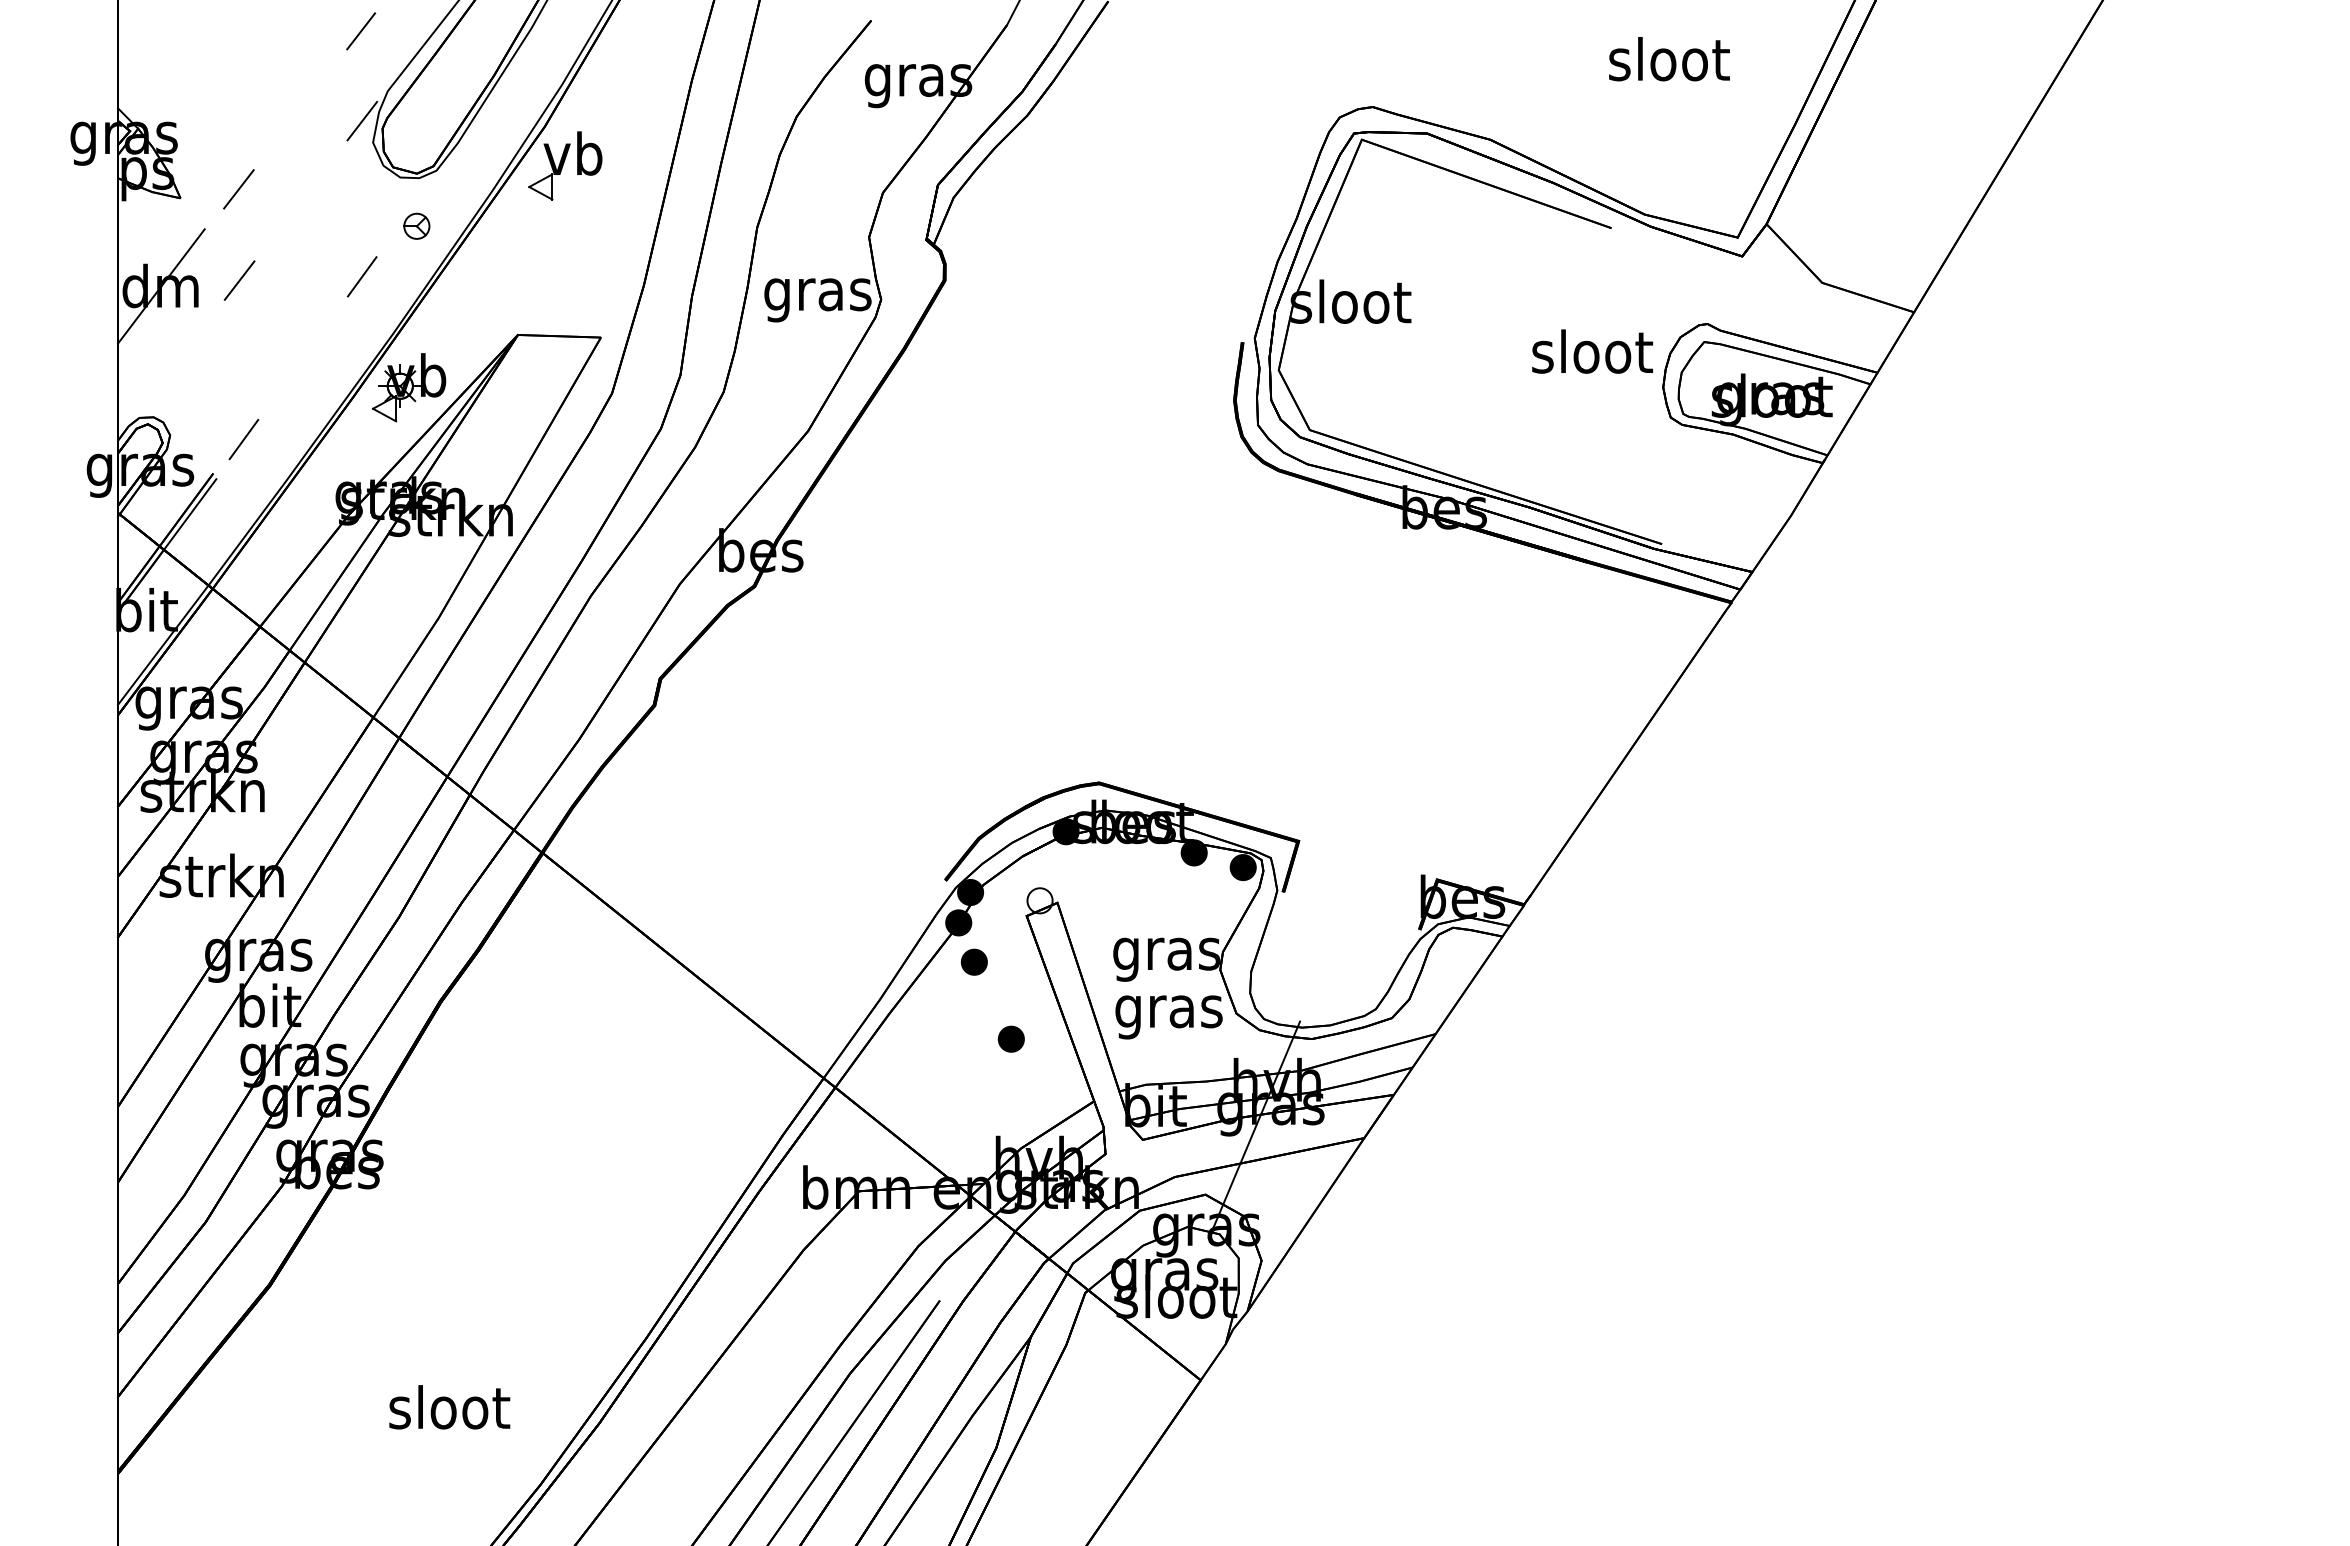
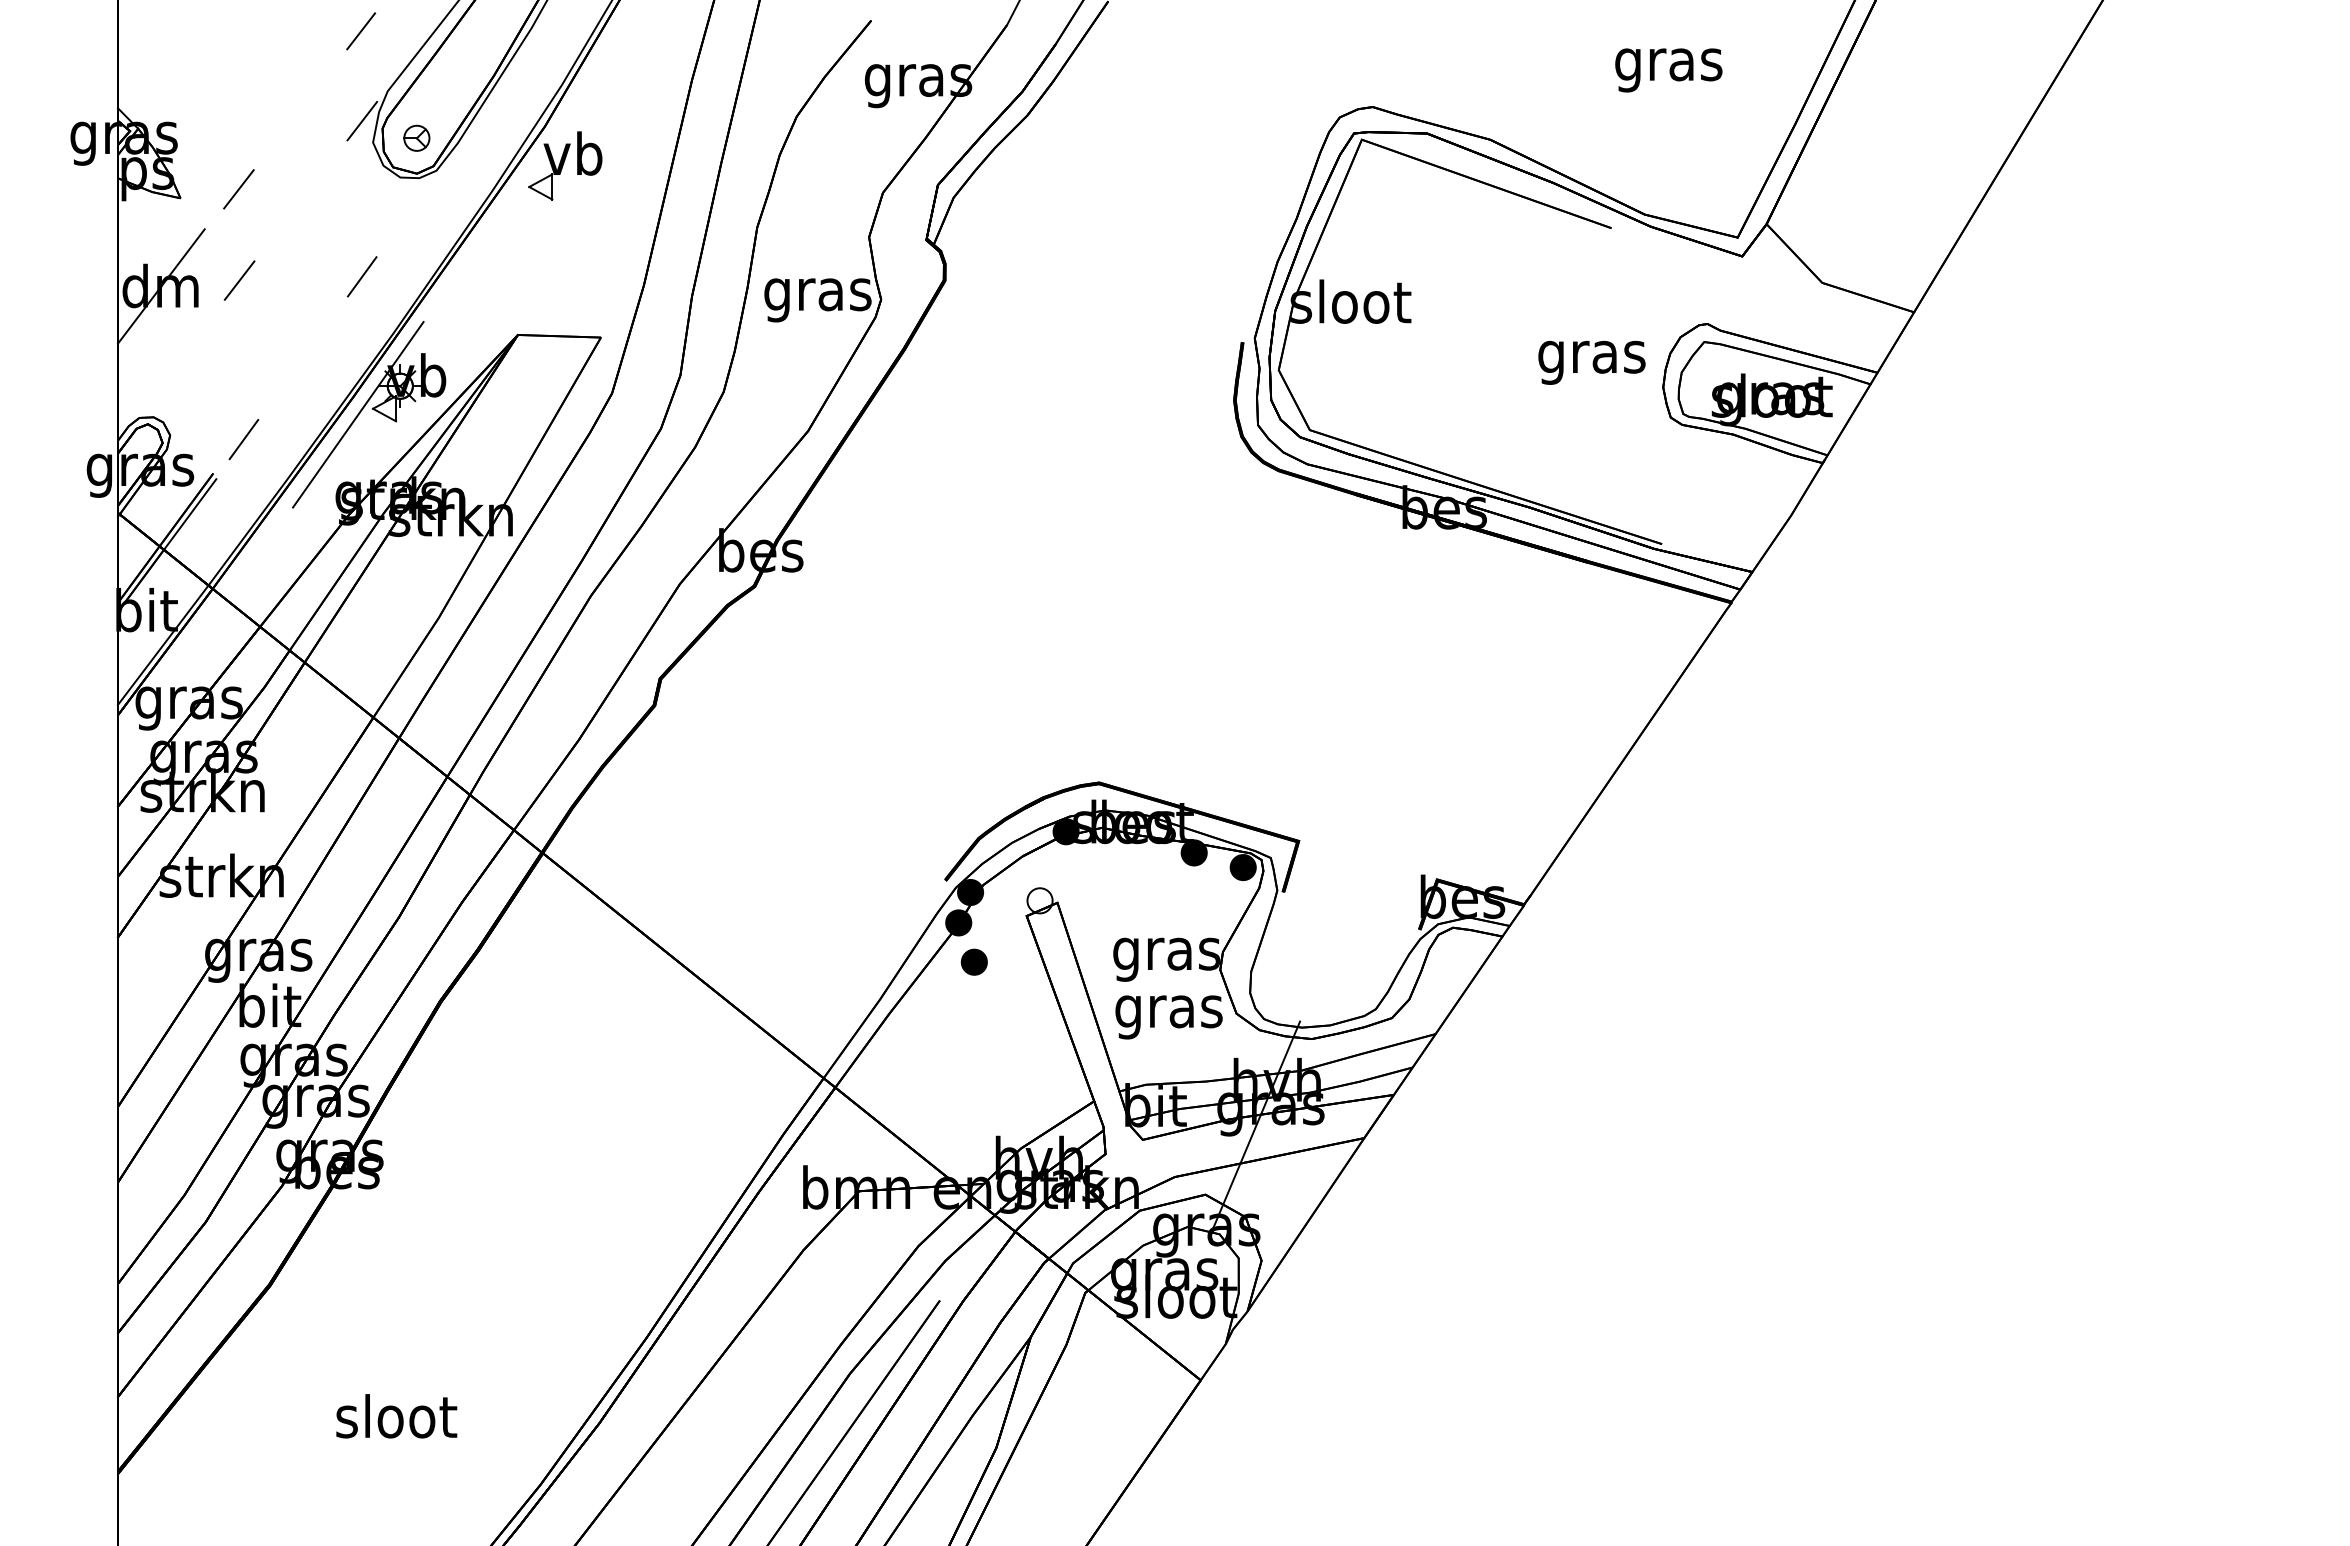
text: sloot -> gras (1669, 64)
part position: (416, 225) -> (416, 137) (416, 137)
text: sloot -> gras (1592, 356)
line: none -> present (358, 414)
part: present -> none (1010, 1038)
text position: (449, 1407) -> (396, 1416) (396, 1416)
